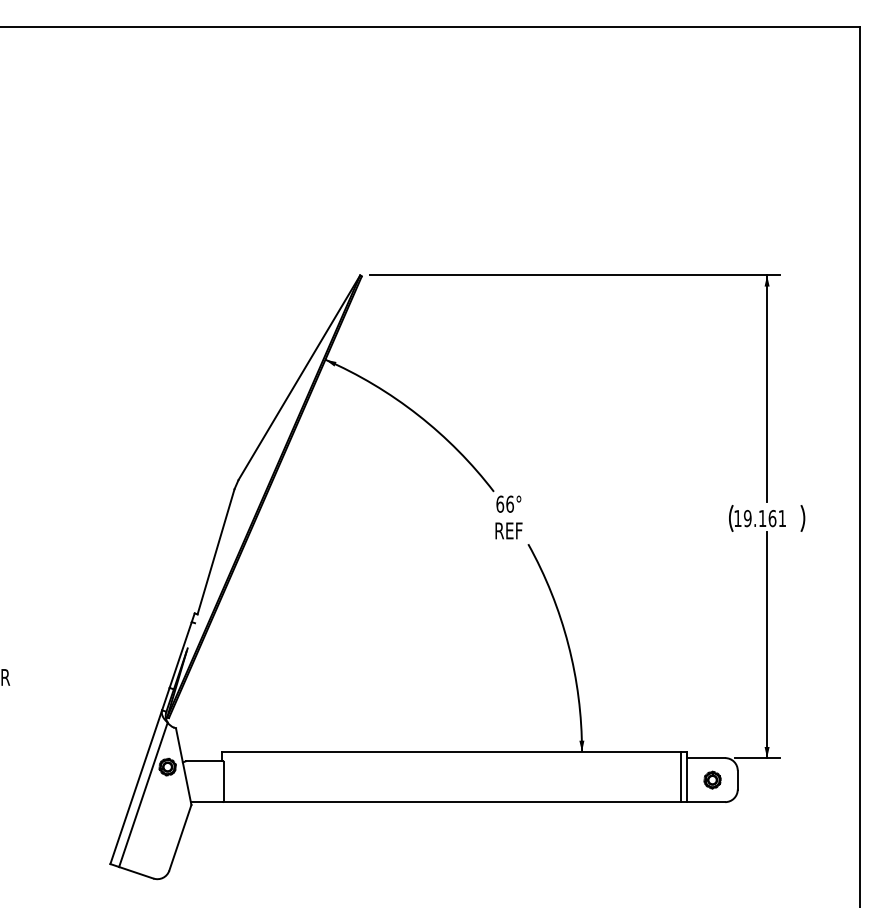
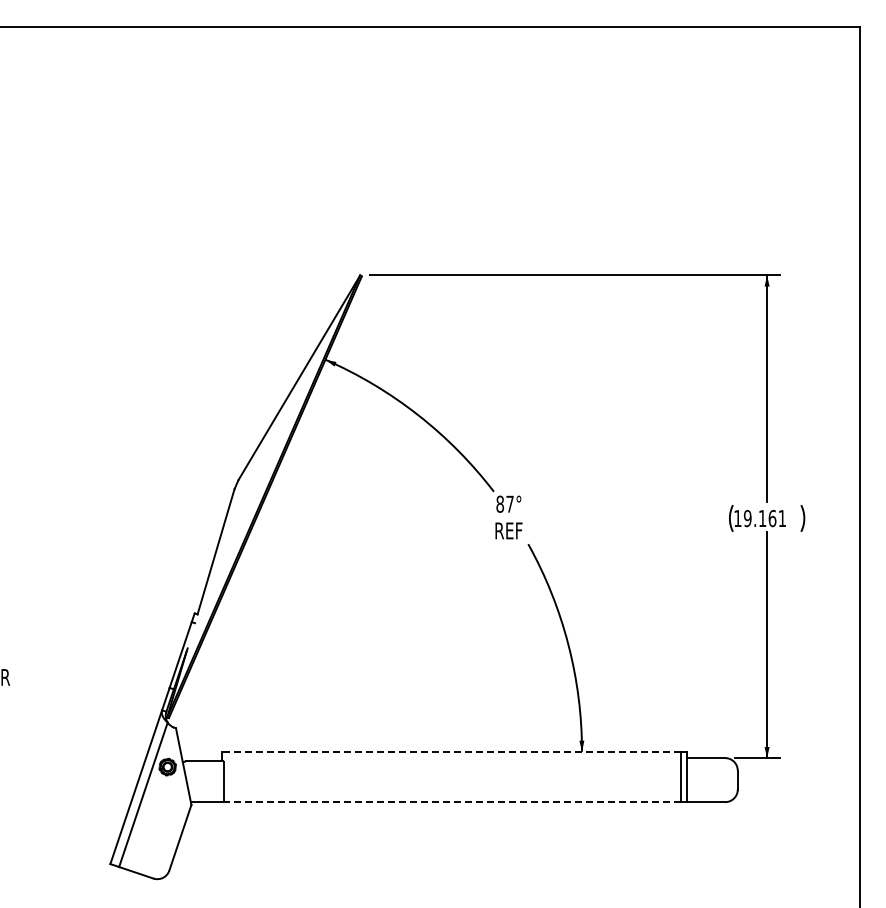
text: 66° -> 87° (504, 503)
line: solid -> dashed (451, 751)
part: present -> none (712, 779)
line: solid -> dashed (452, 802)
